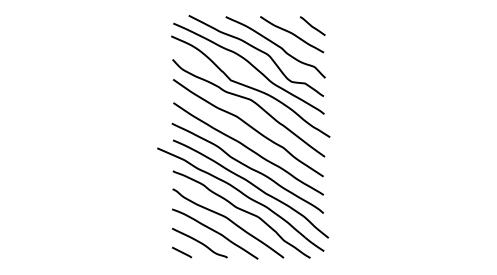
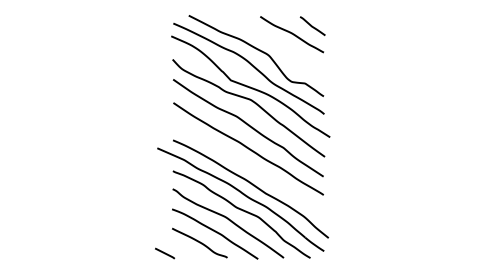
curve: present -> none (275, 45)
curve: present -> none (247, 167)
line position: (182, 252) -> (165, 253) (165, 253)
